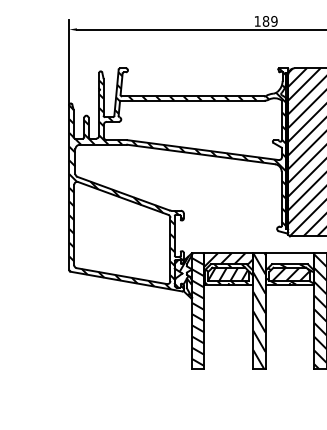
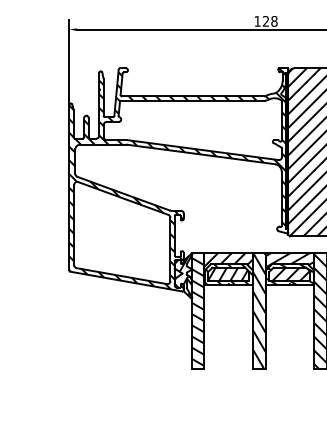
text: 189 -> 128 (269, 21)
hatch: none -> present (289, 268)
